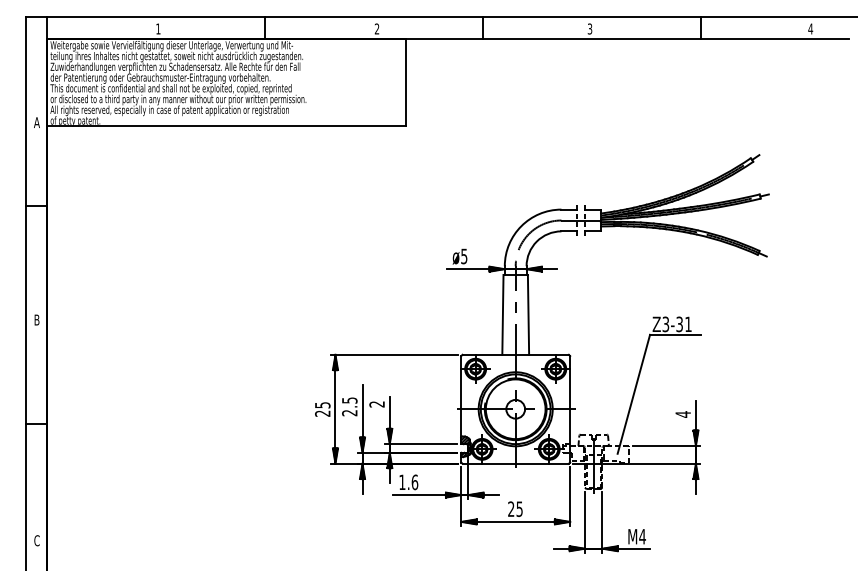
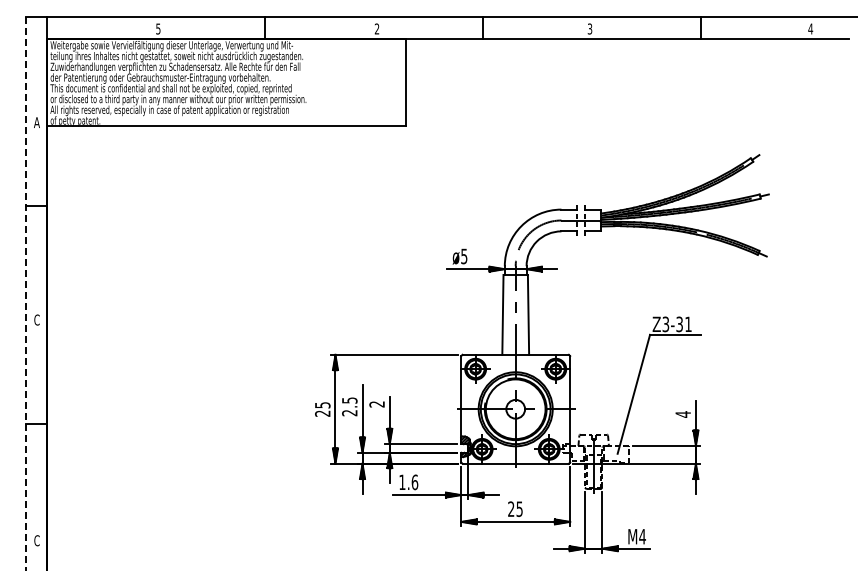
text: 1 -> 5 (158, 28)
line: solid -> dashed (25, 294)
text: B -> C (36, 319)
